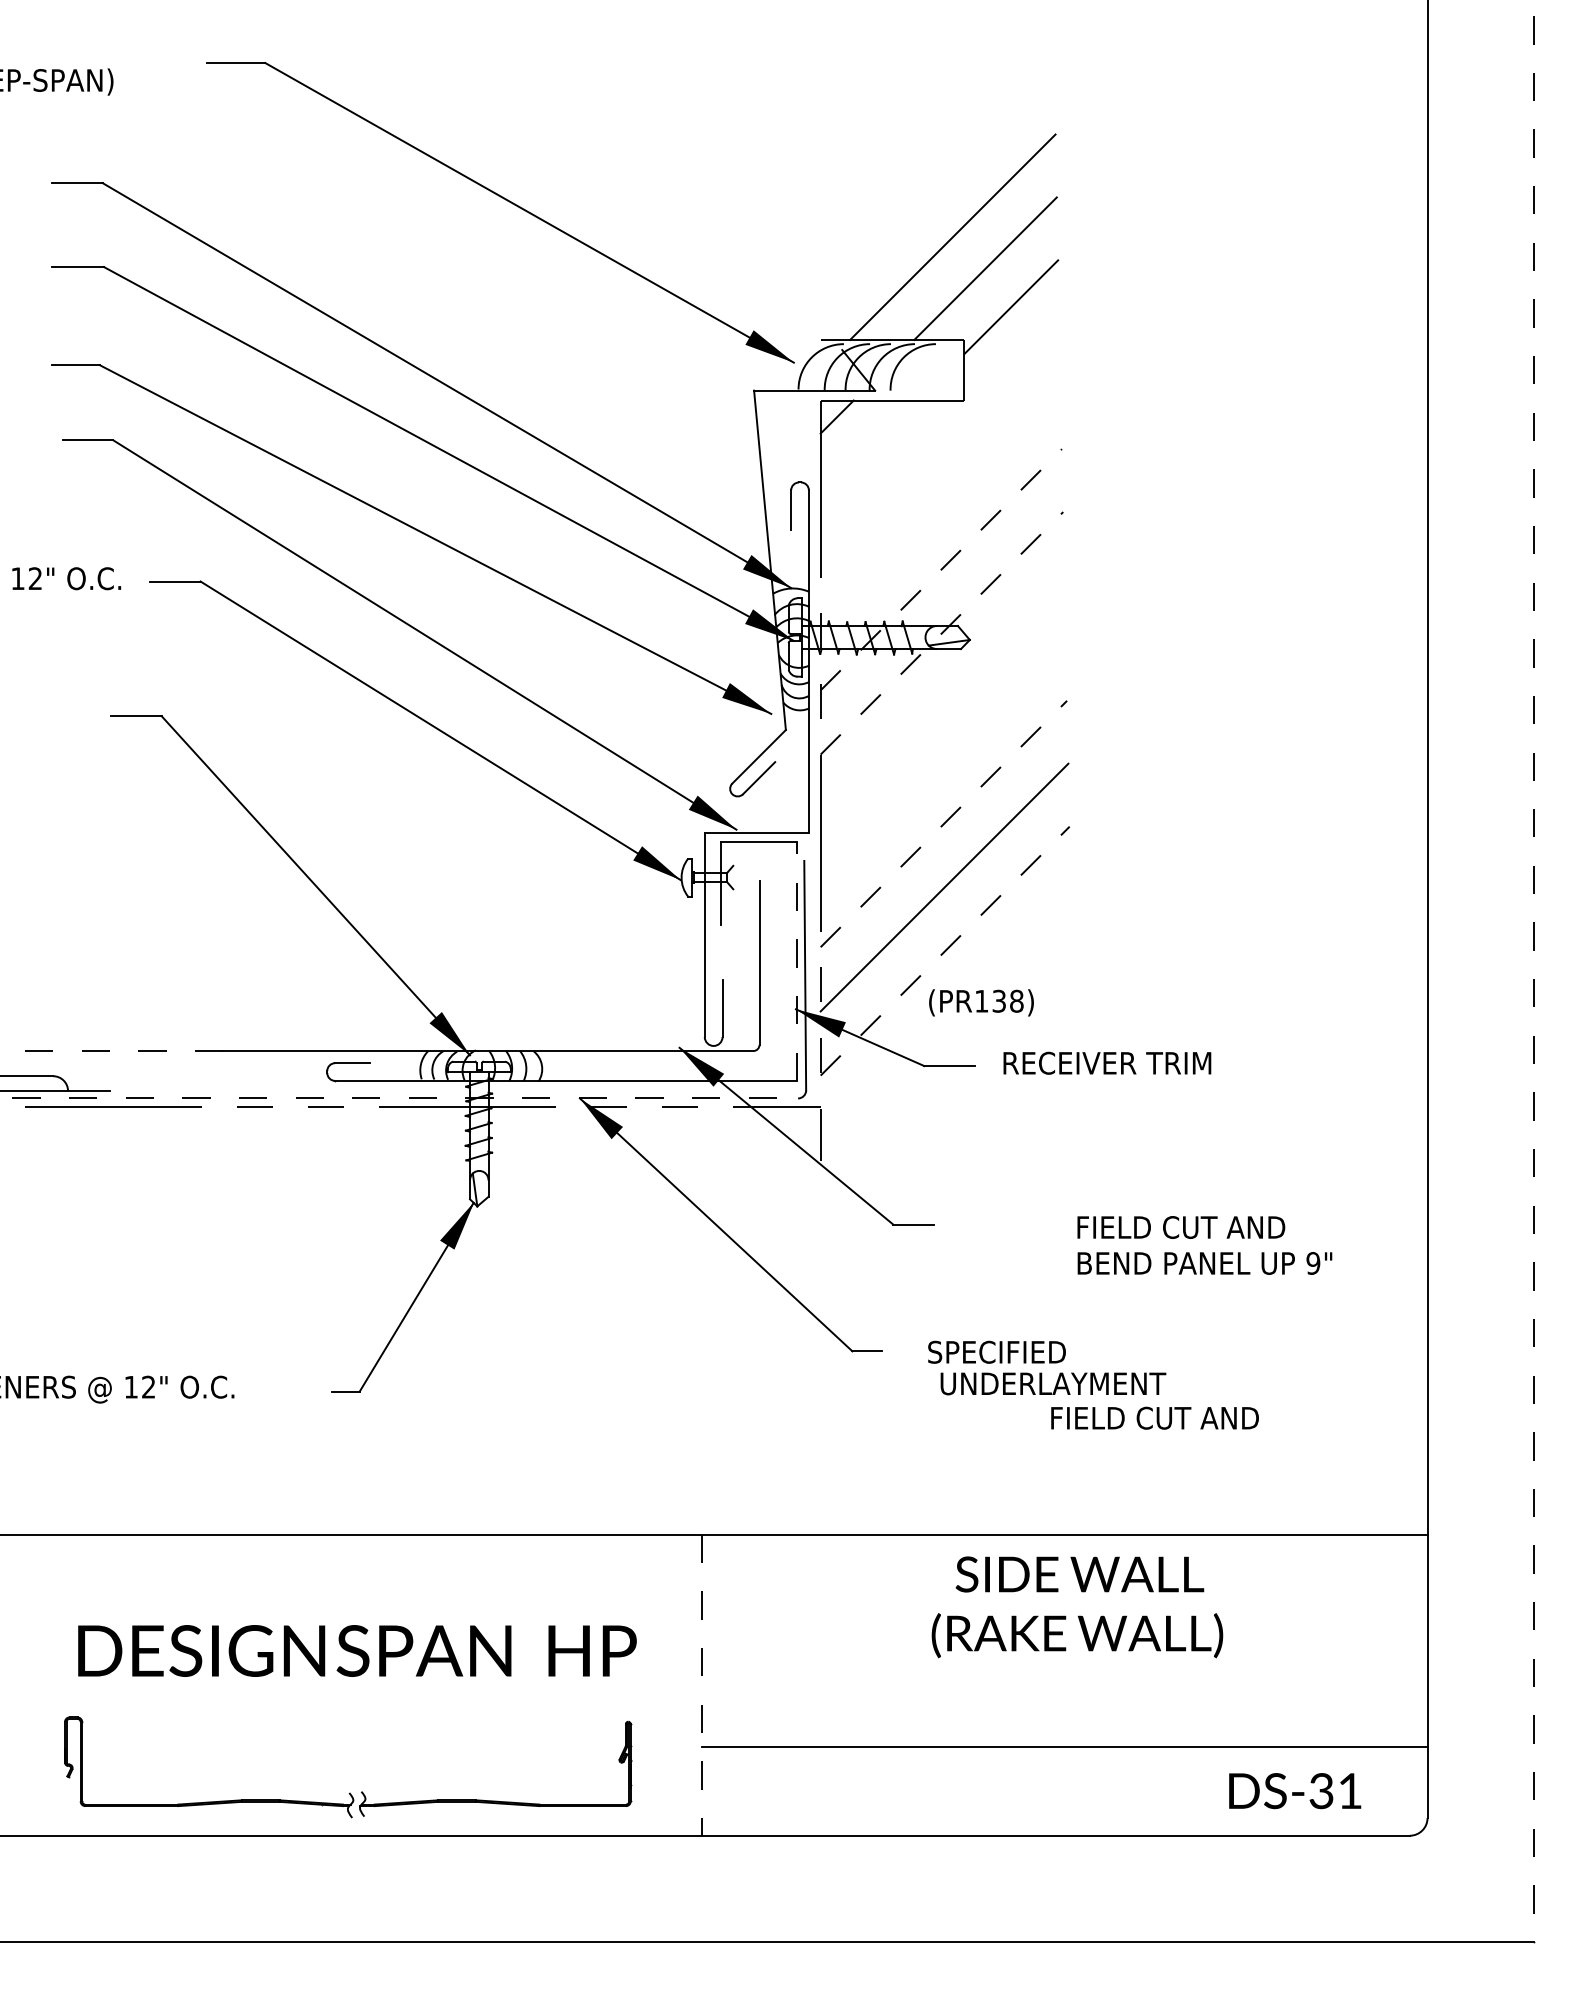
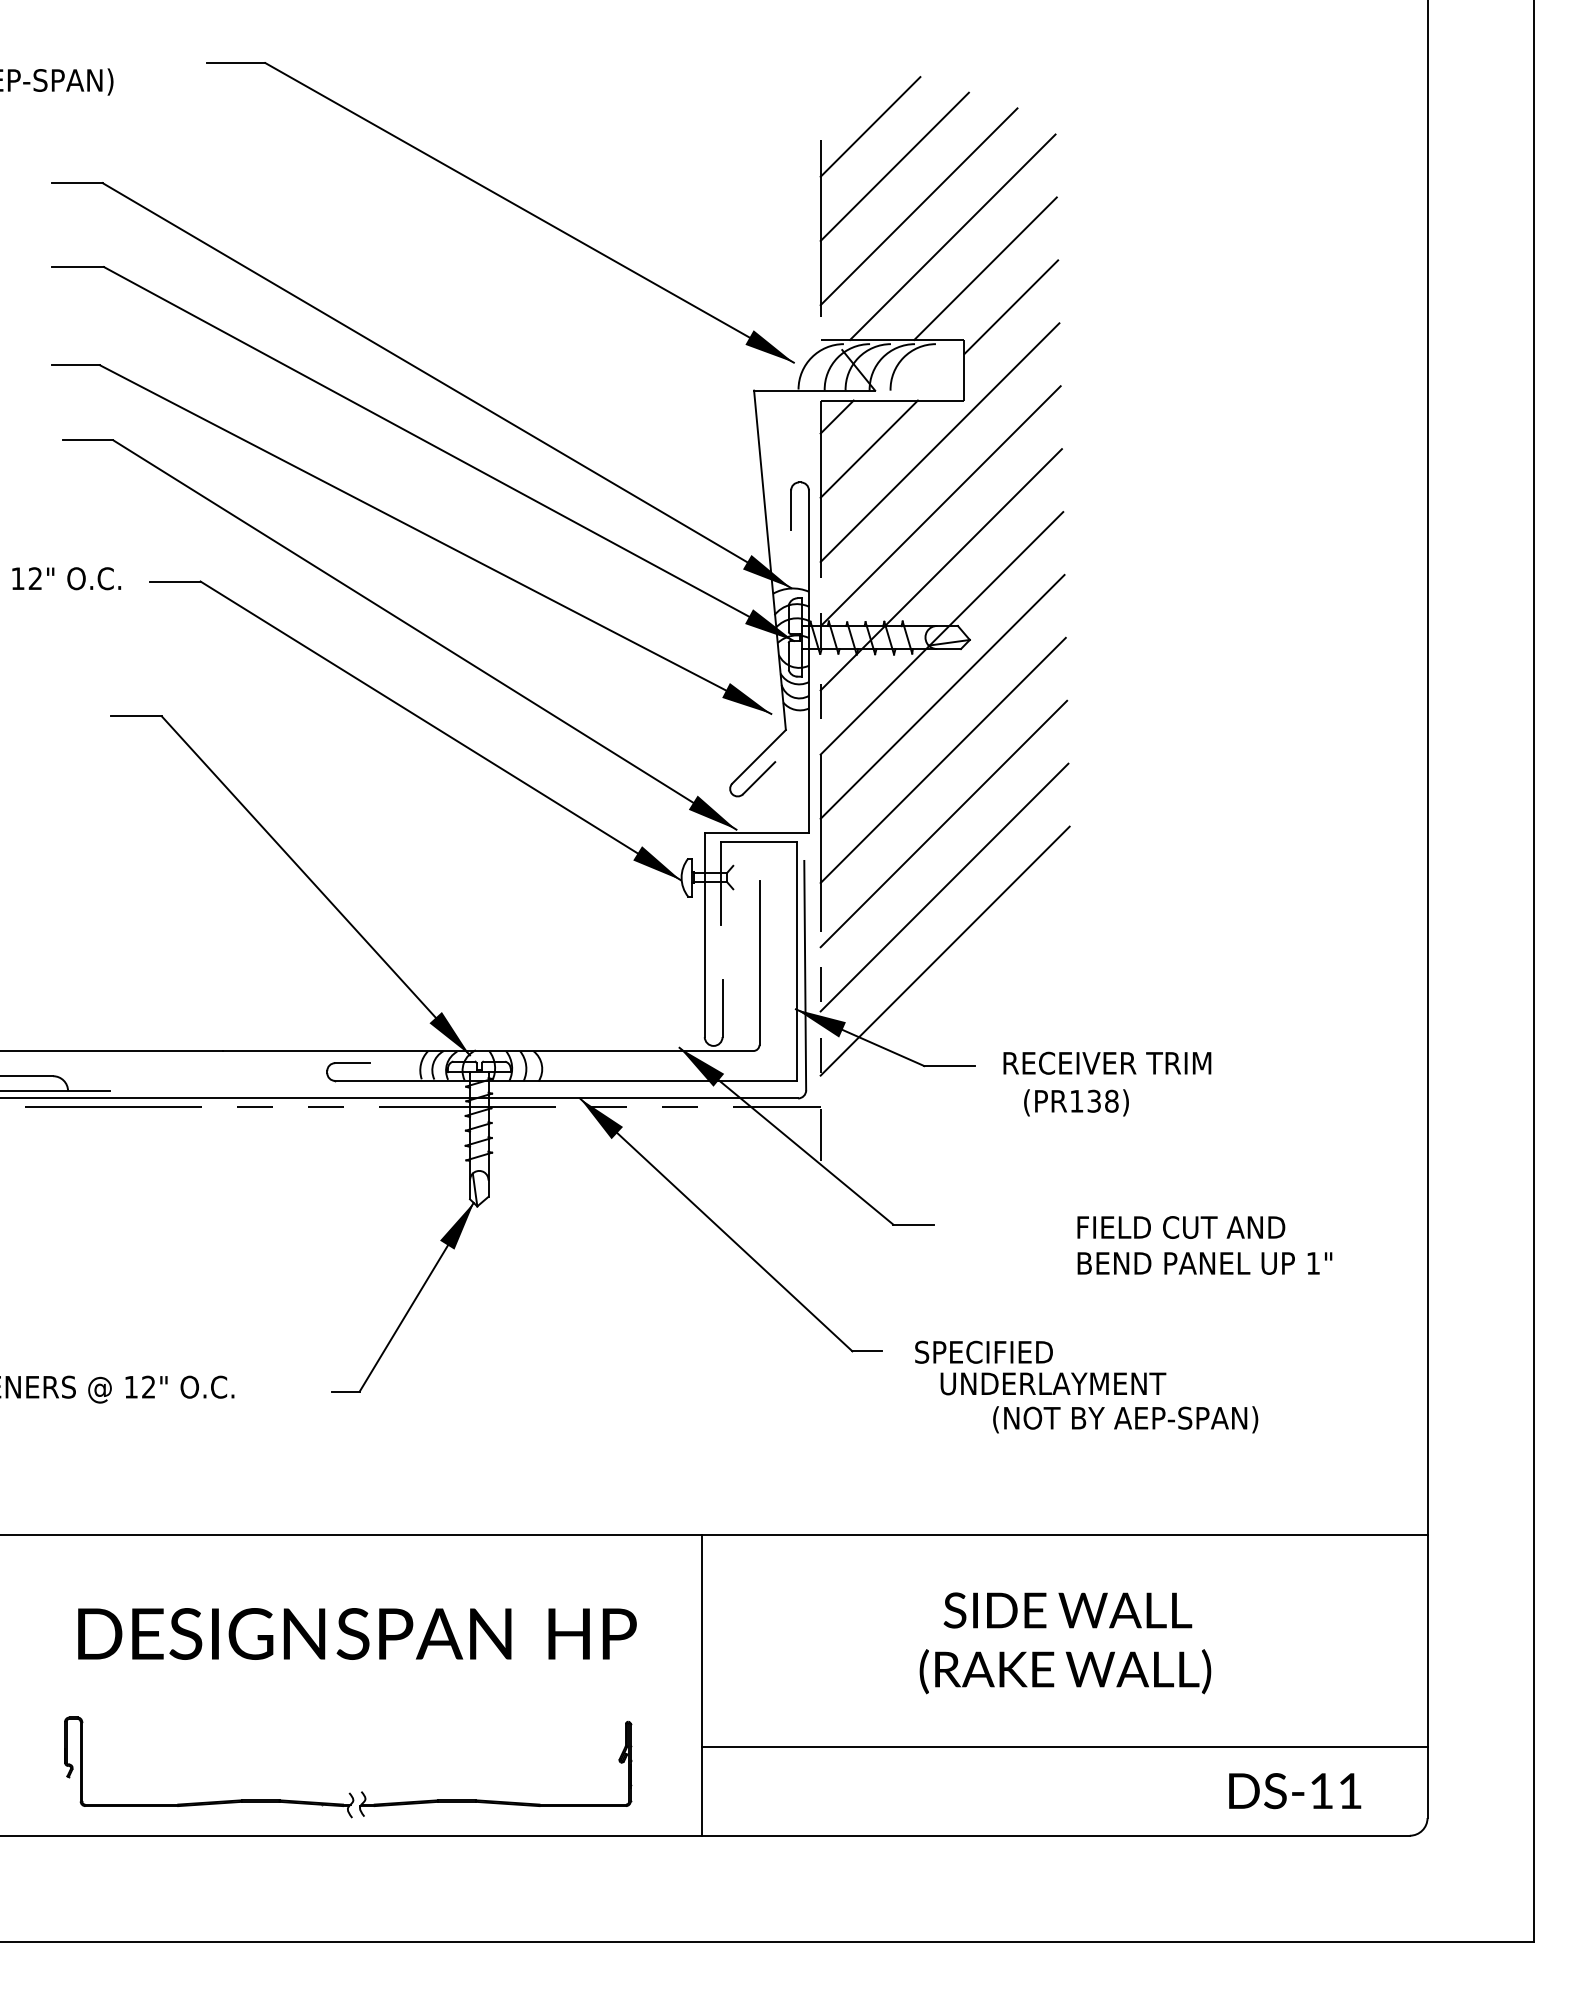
part: none -> present (923, 200)
line: none -> present (939, 442)
line: none -> present (868, 448)
line: none -> present (940, 506)
line: dashed -> solid (941, 569)
line: dashed -> solid (941, 633)
line: none -> present (942, 696)
line: none -> present (942, 760)
line: dashed -> solid (944, 823)
line: dashed -> solid (945, 950)
line: dashed -> solid (796, 961)
line: dashed -> solid (1533, 971)
text position: (981, 1002) -> (1076, 1102) (1076, 1102)
line: dashed -> solid (111, 1051)
line: dashed -> solid (399, 1098)
text: 9" -> 1" (1313, 1263)
text position: (996, 1351) -> (983, 1351) (983, 1351)
text: FIELD CUT AND -> (NOT BY AEP-SPAN) (1125, 1419)
text position: (1077, 1607) -> (1065, 1643) (1065, 1643)
text position: (357, 1650) -> (357, 1633) (357, 1633)
line: dashed -> solid (701, 1685)
text: DS-31 -> DS-11 (1321, 1791)
